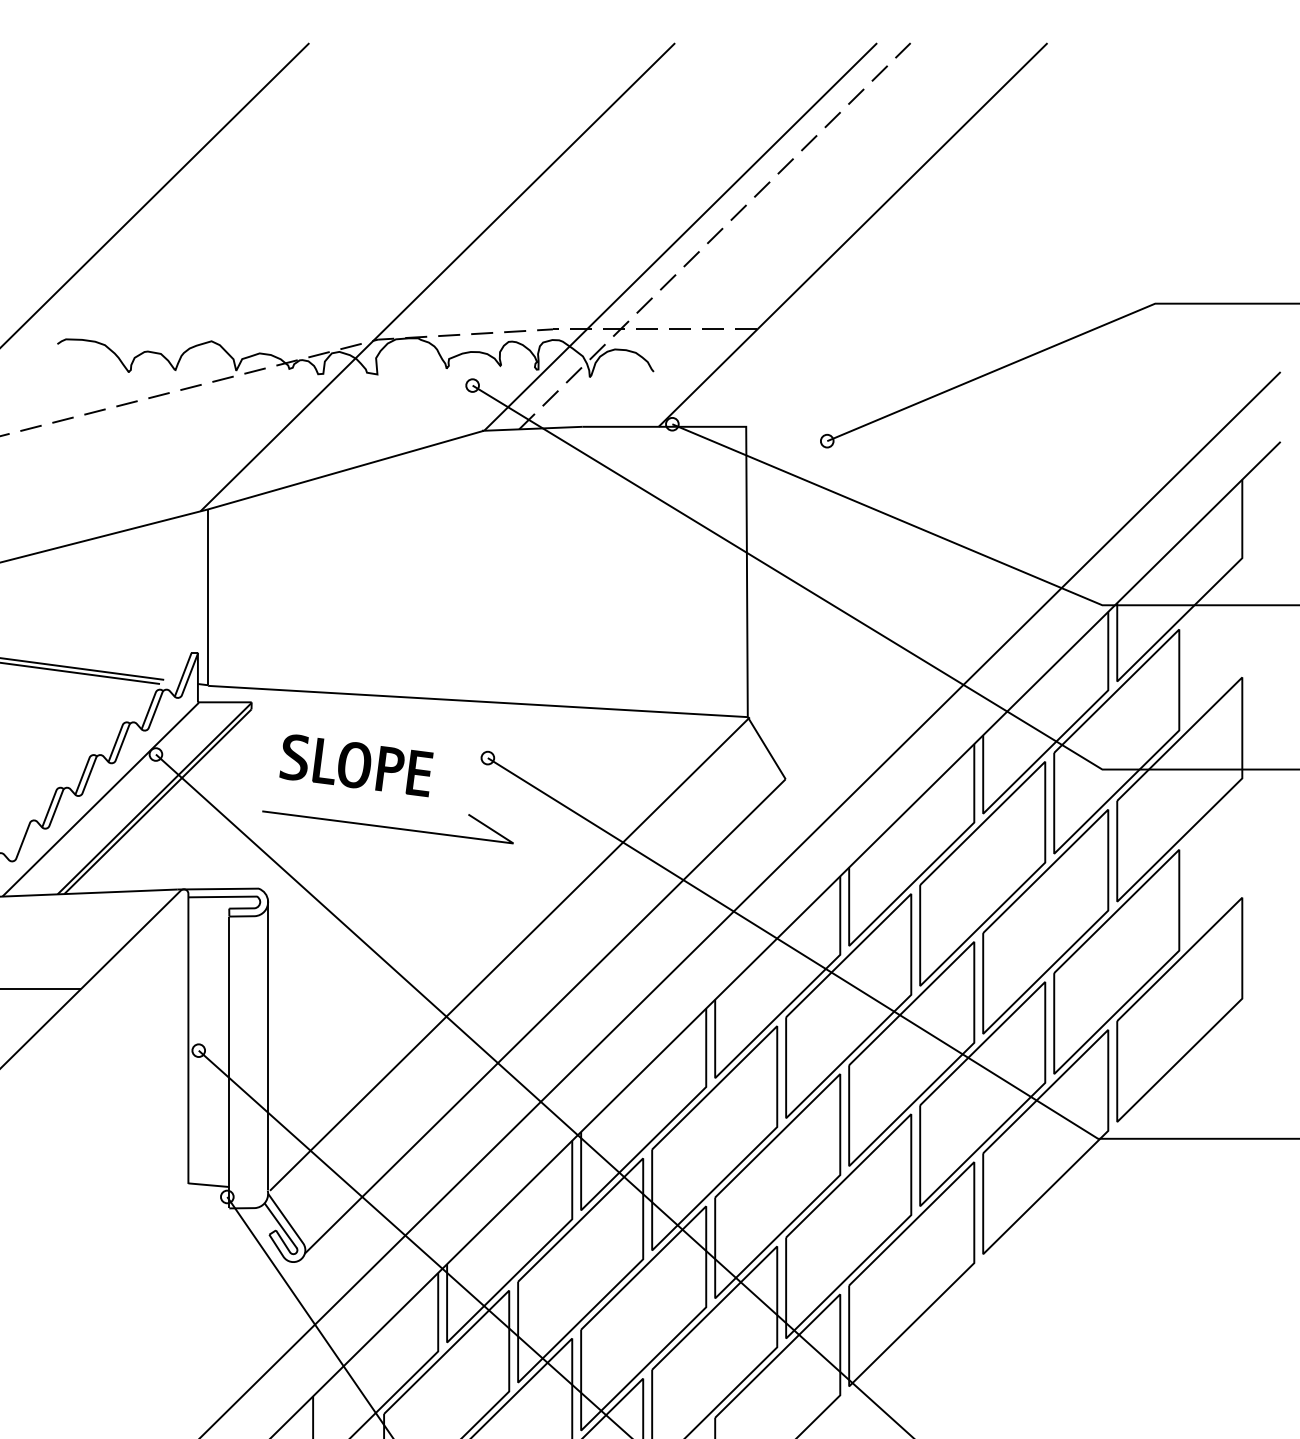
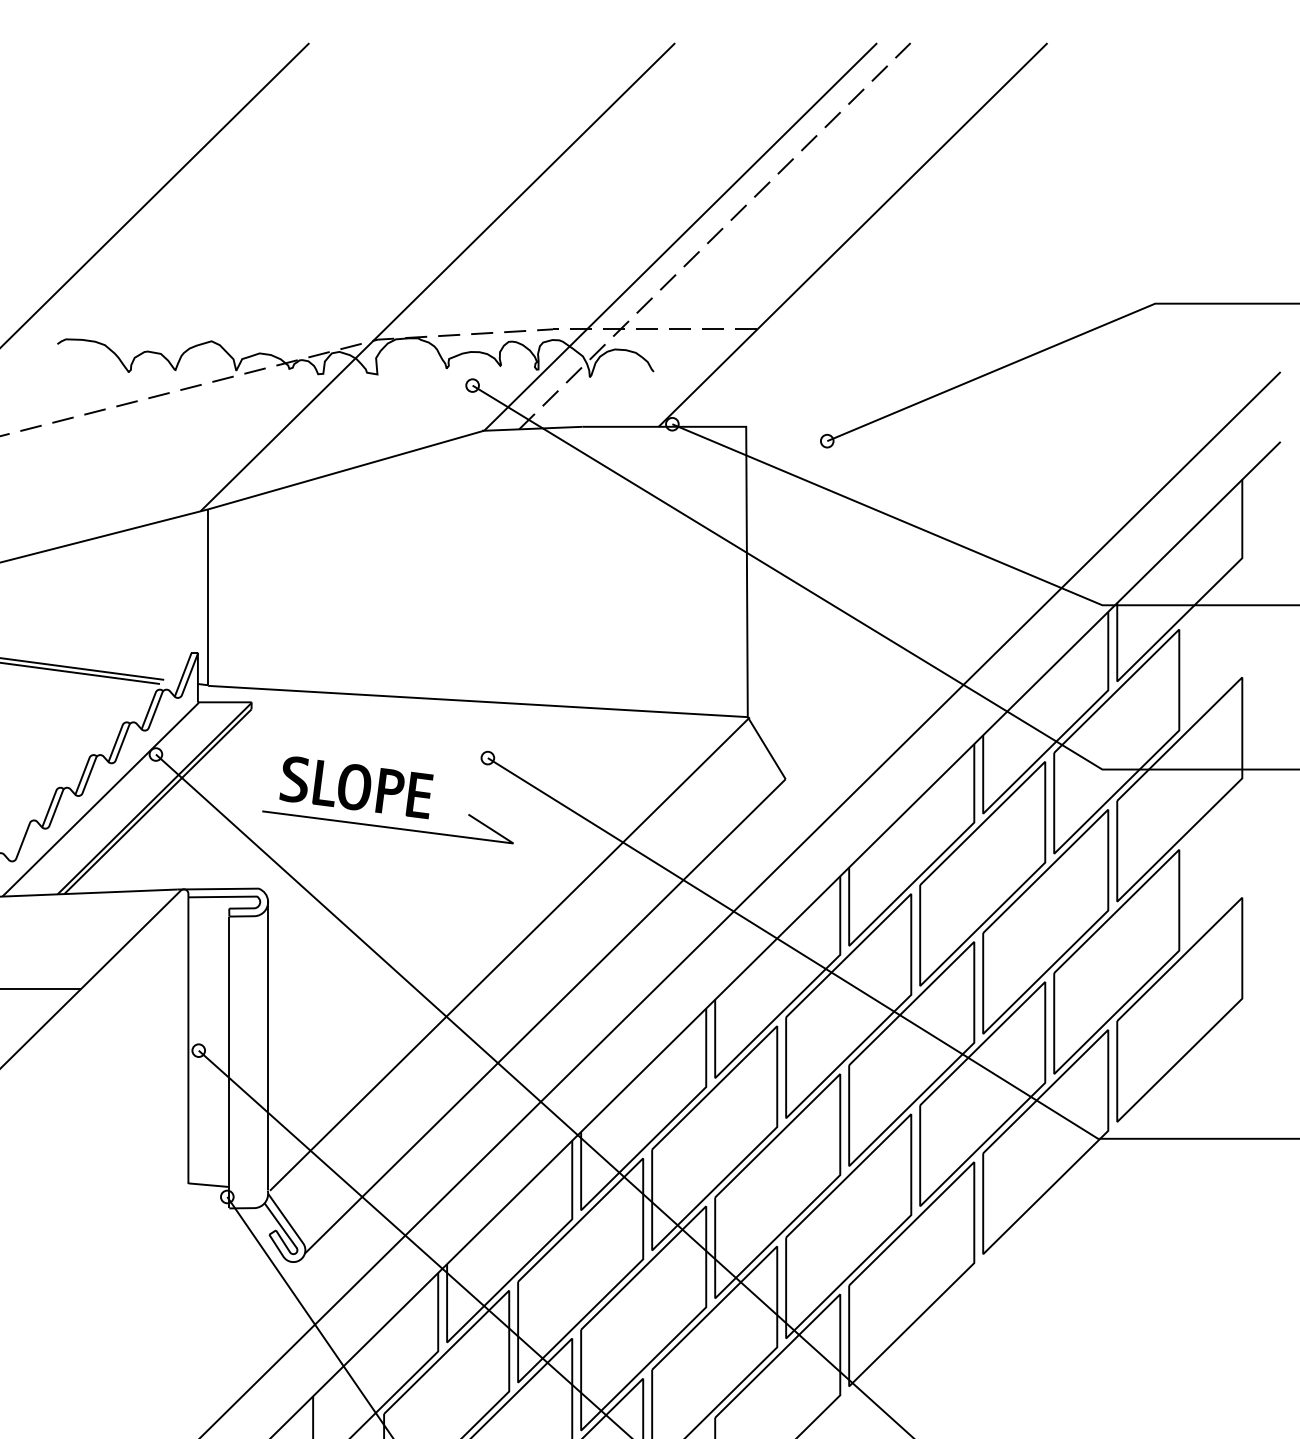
part position: (356, 765) -> (356, 787) (356, 787)
